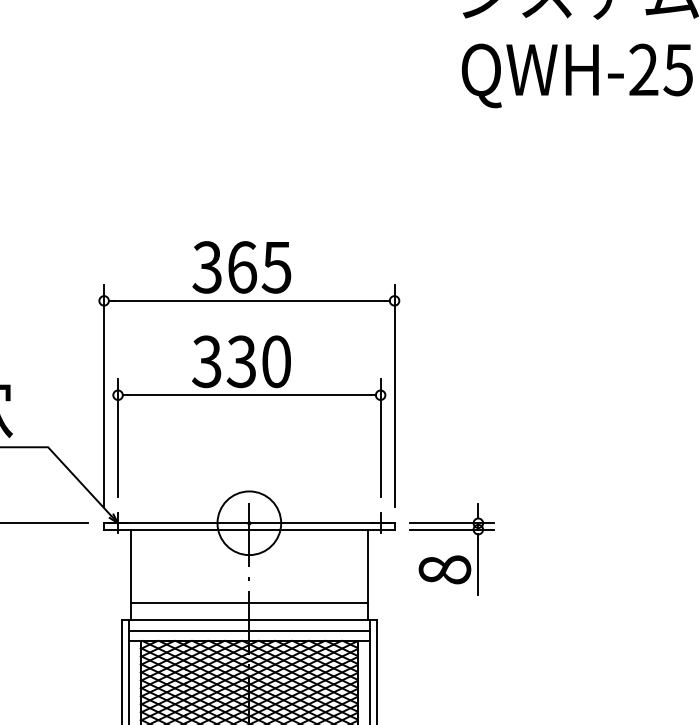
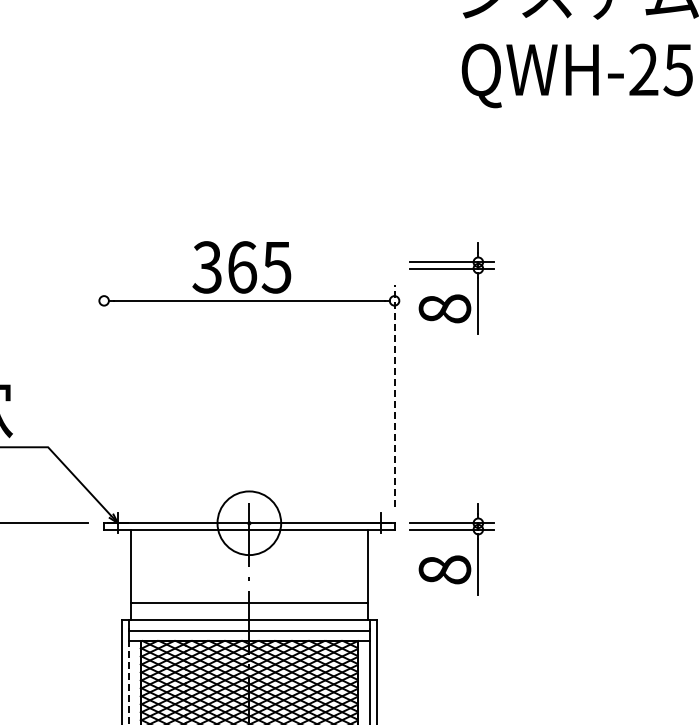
part: none -> present (454, 294)
line: present -> none (104, 395)
part: present -> none (249, 395)
line: solid -> dashed (394, 395)
line: solid -> dashed (129, 682)
